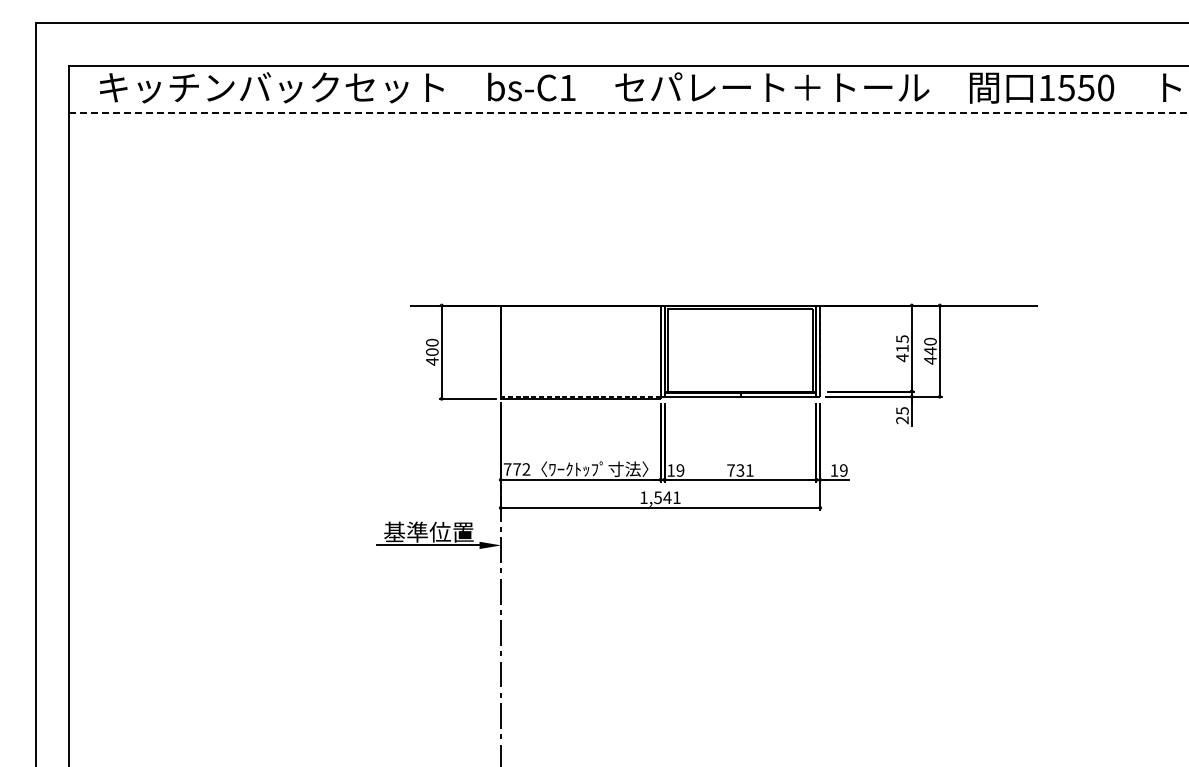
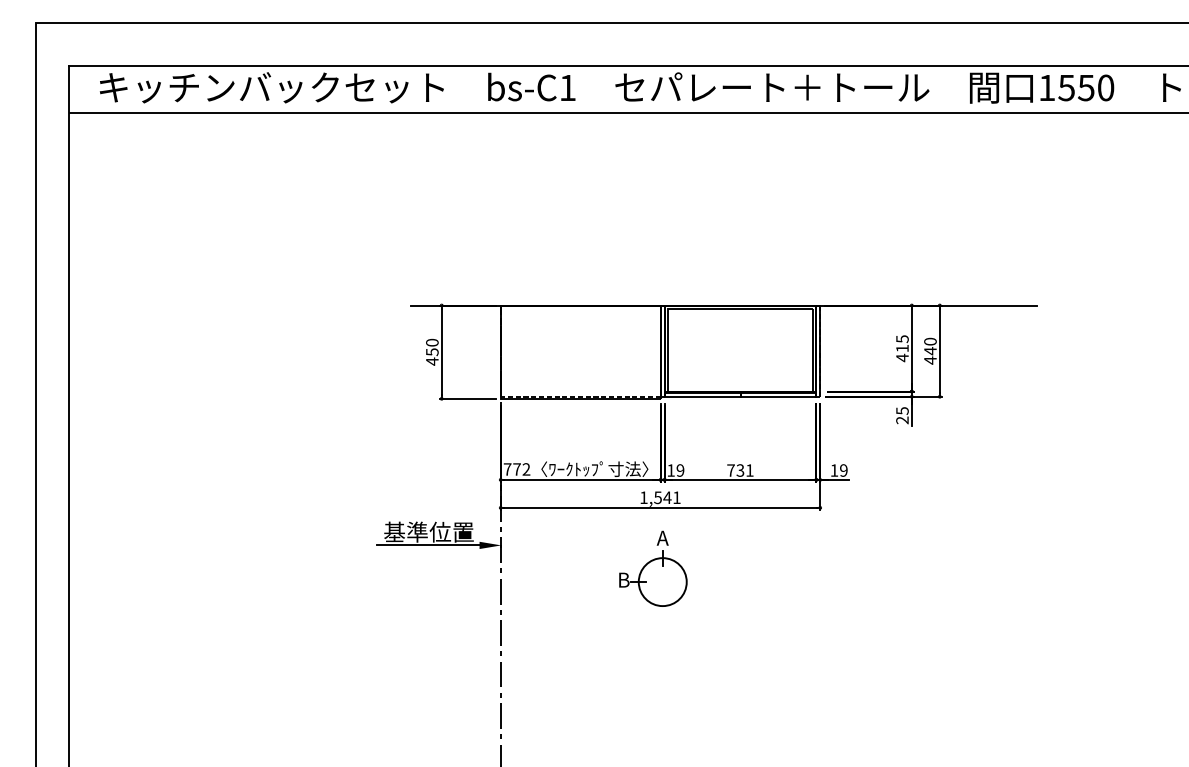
line: dashed -> solid (629, 113)
text: 400 -> 450 (432, 352)
part: none -> present (653, 568)
